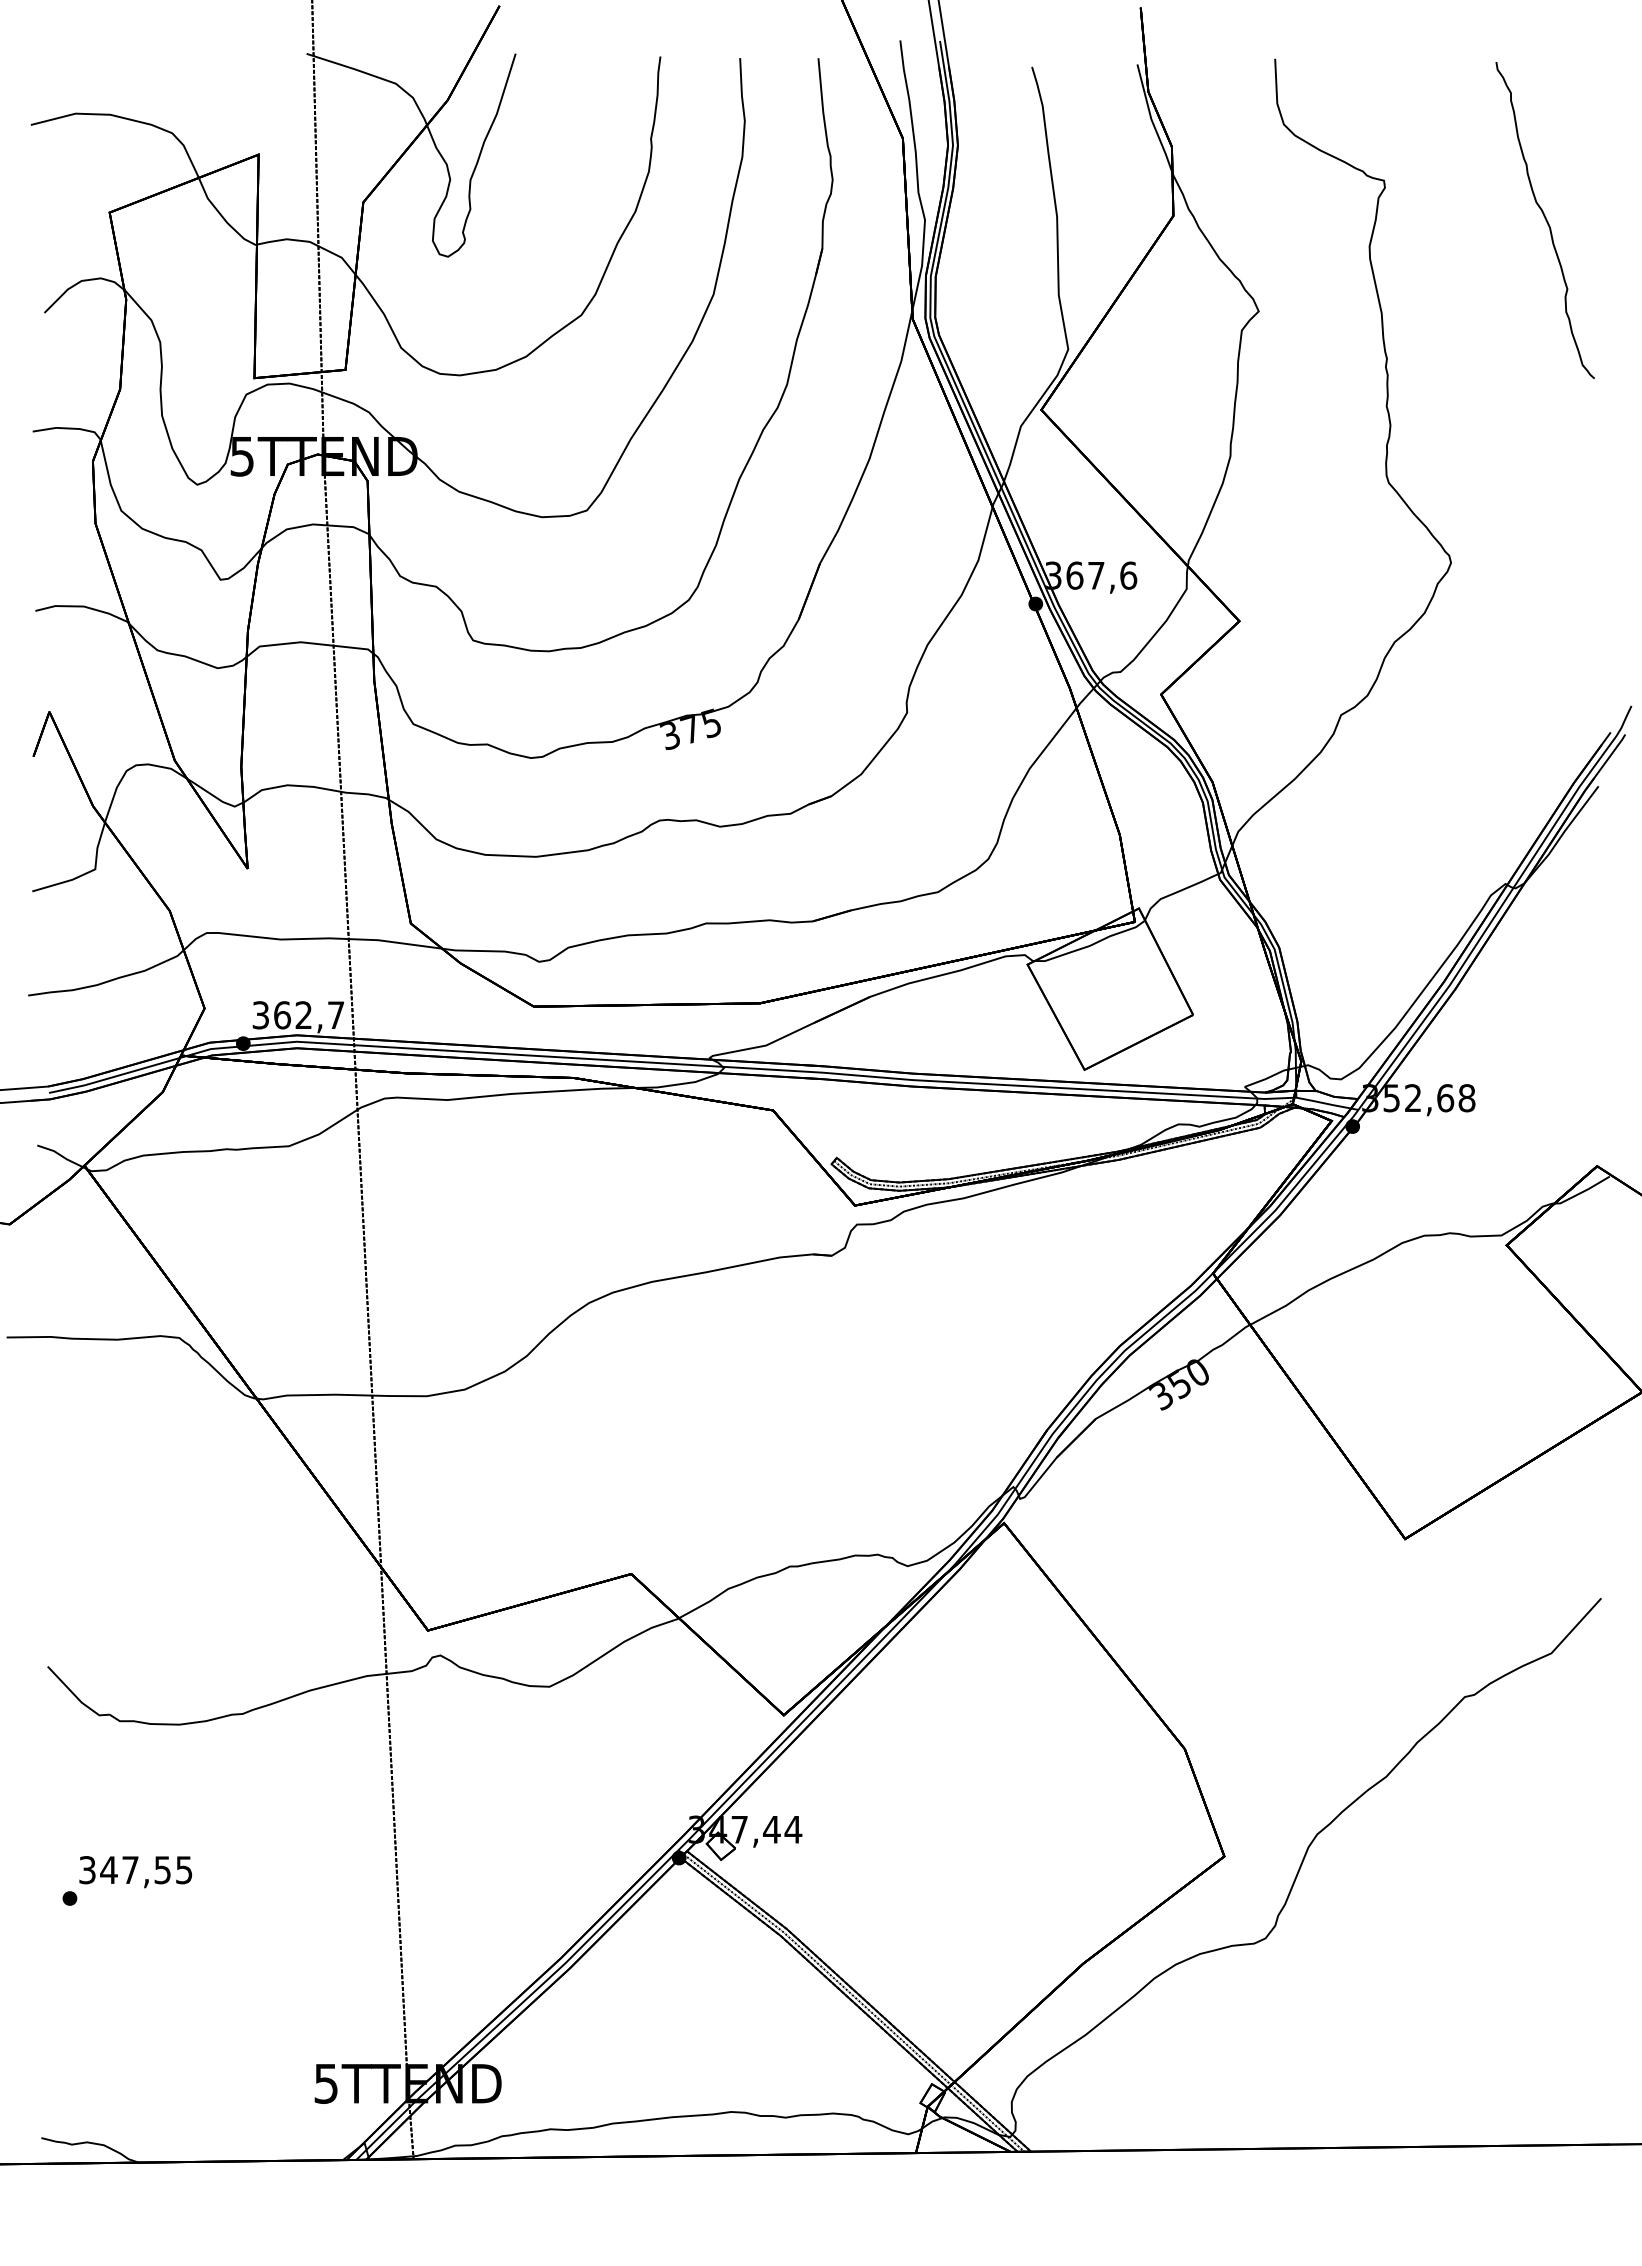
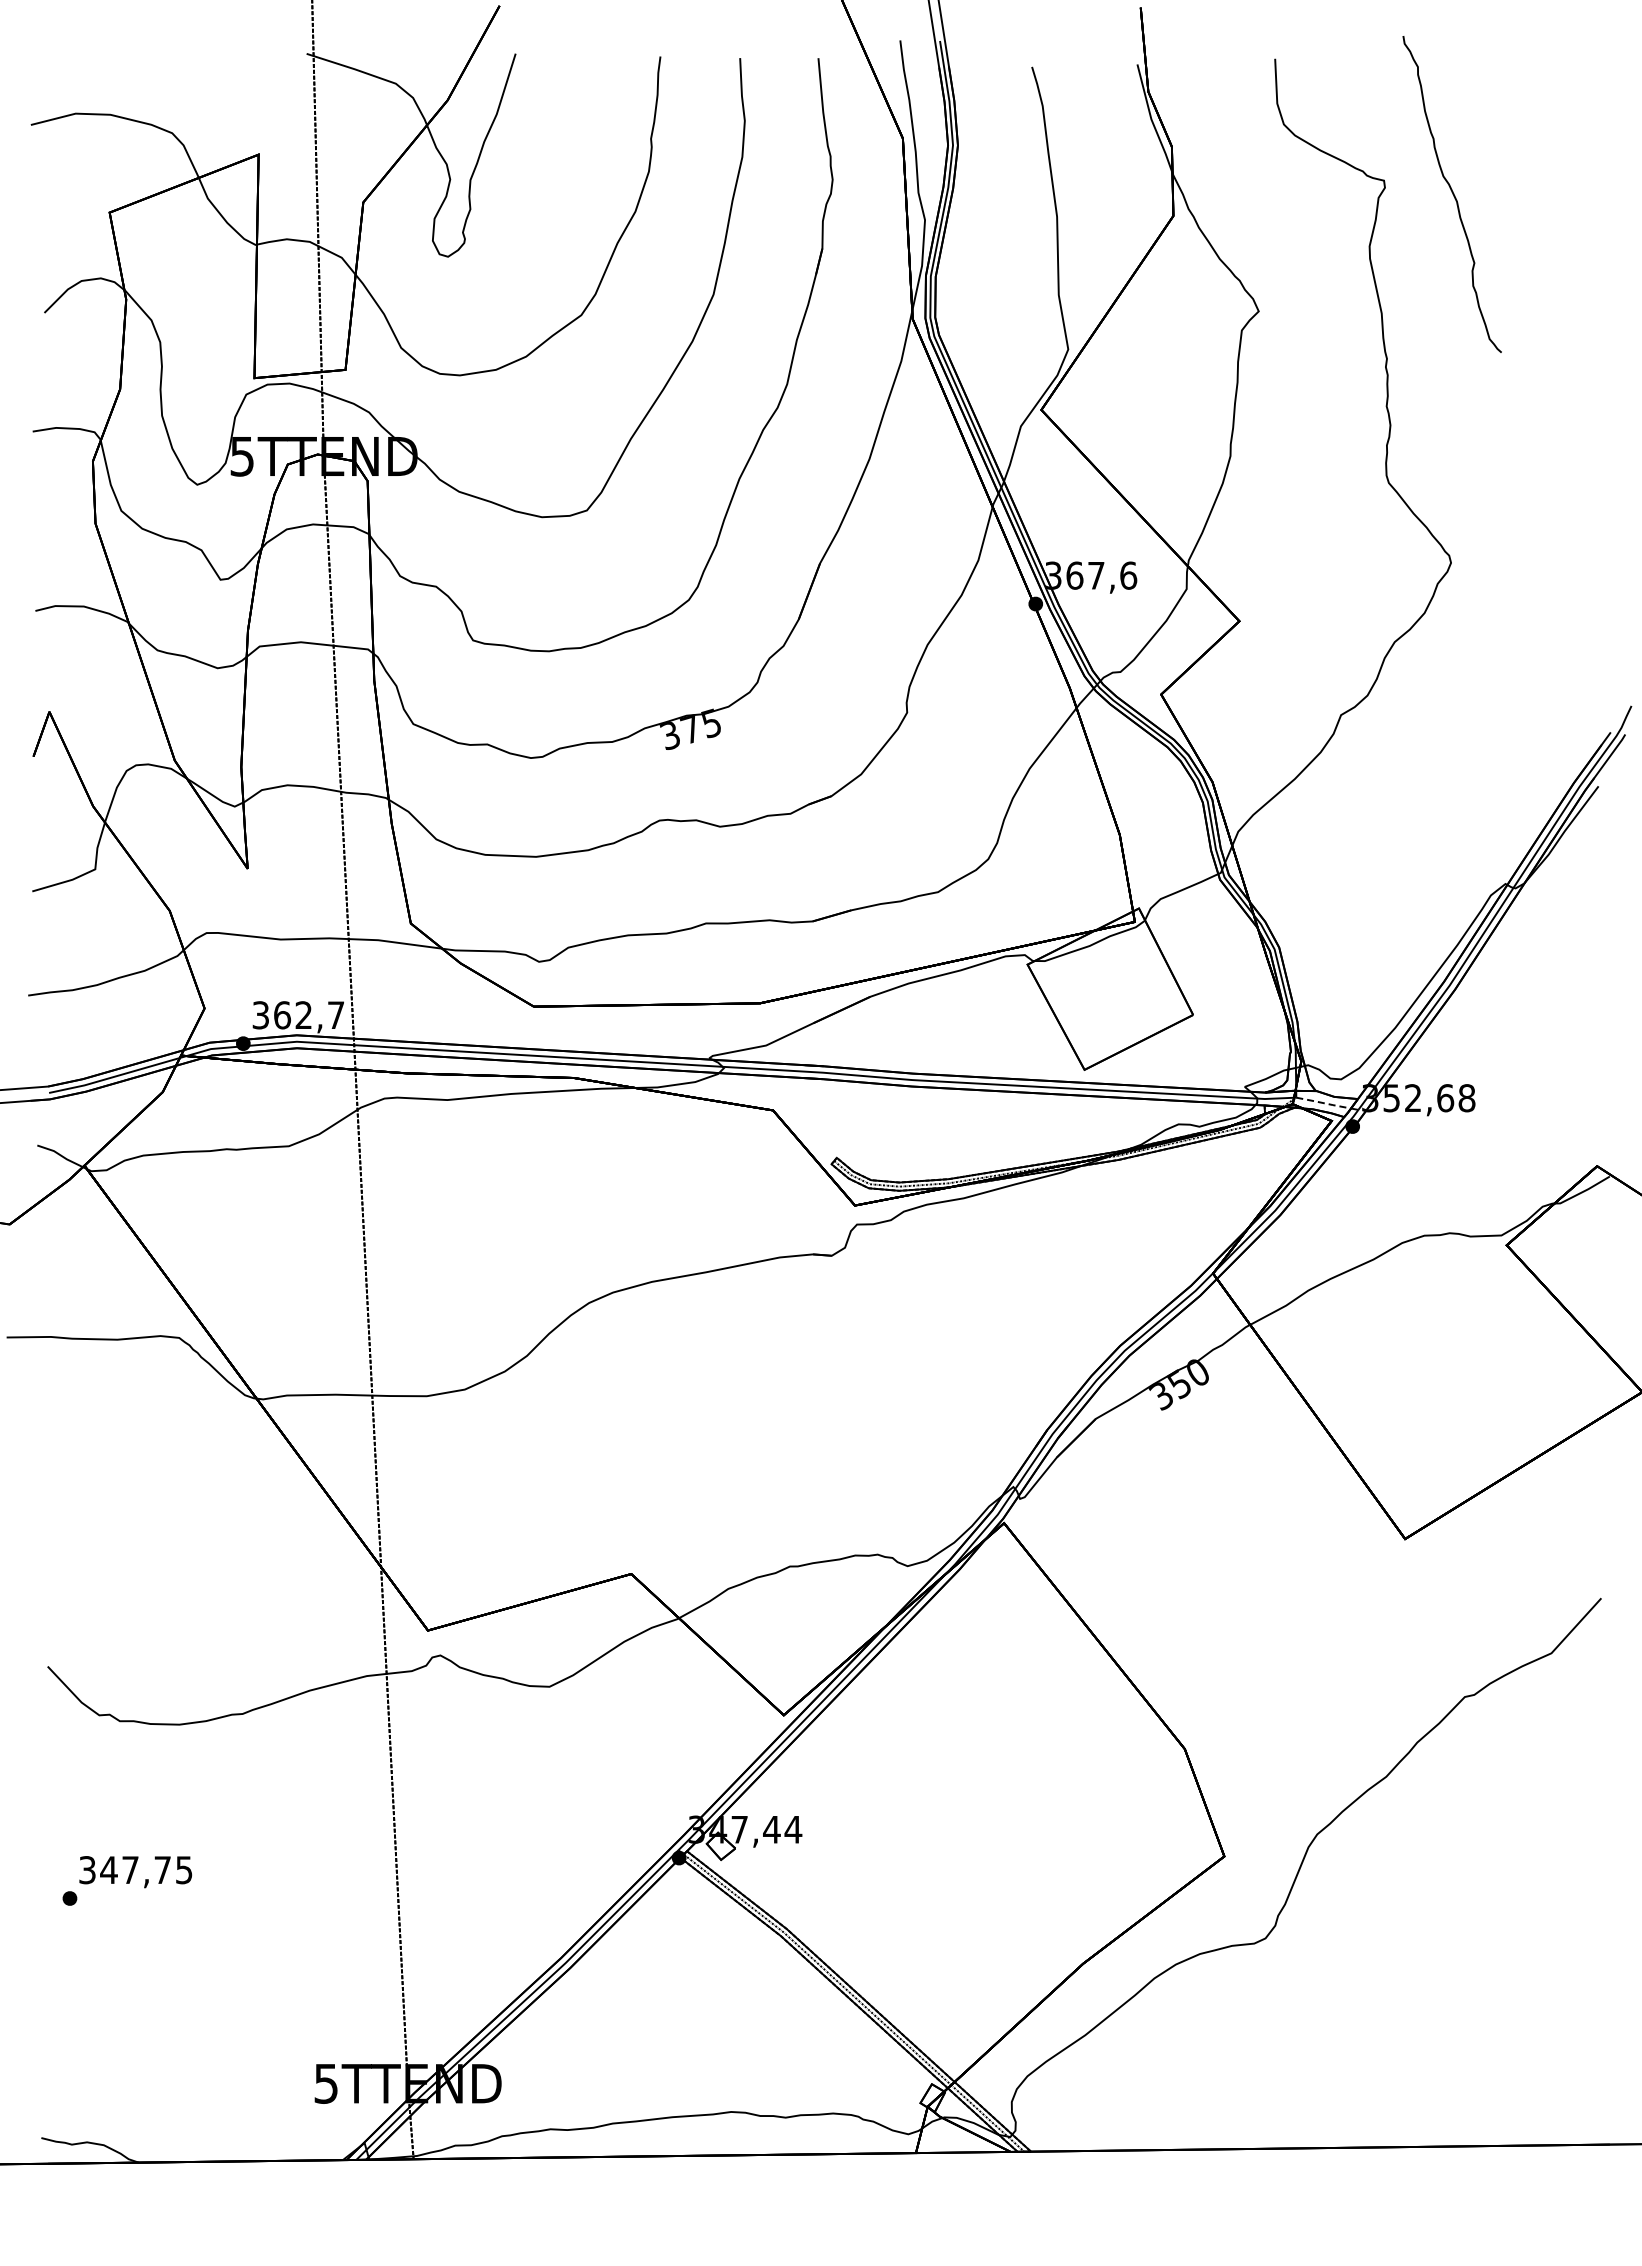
curve position: (1545, 220) -> (1452, 194) (1452, 194)
line: solid -> dashed (1323, 1103)
text: 347,55 -> 347,75 (162, 1870)
